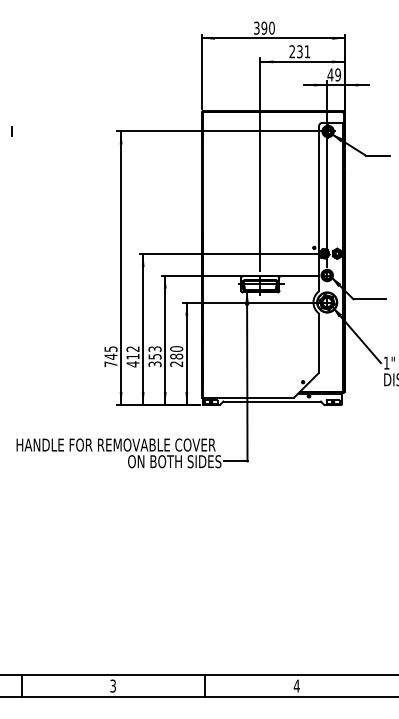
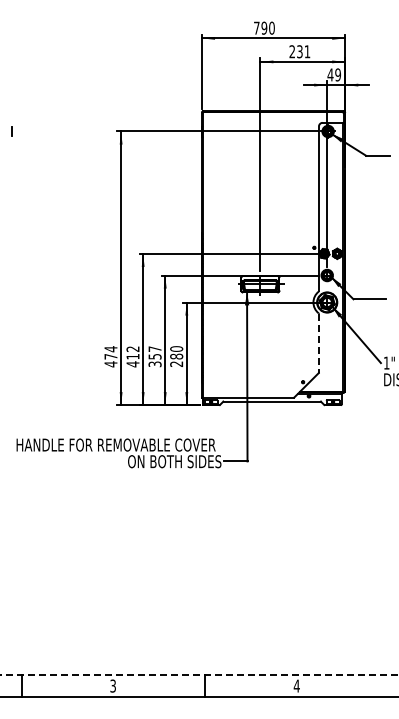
text: 390 -> 790 (256, 27)
line: solid -> dashed (318, 343)
text: 353 -> 357 (154, 348)
text: 745 -> 474 (110, 356)
line: solid -> dashed (198, 675)
